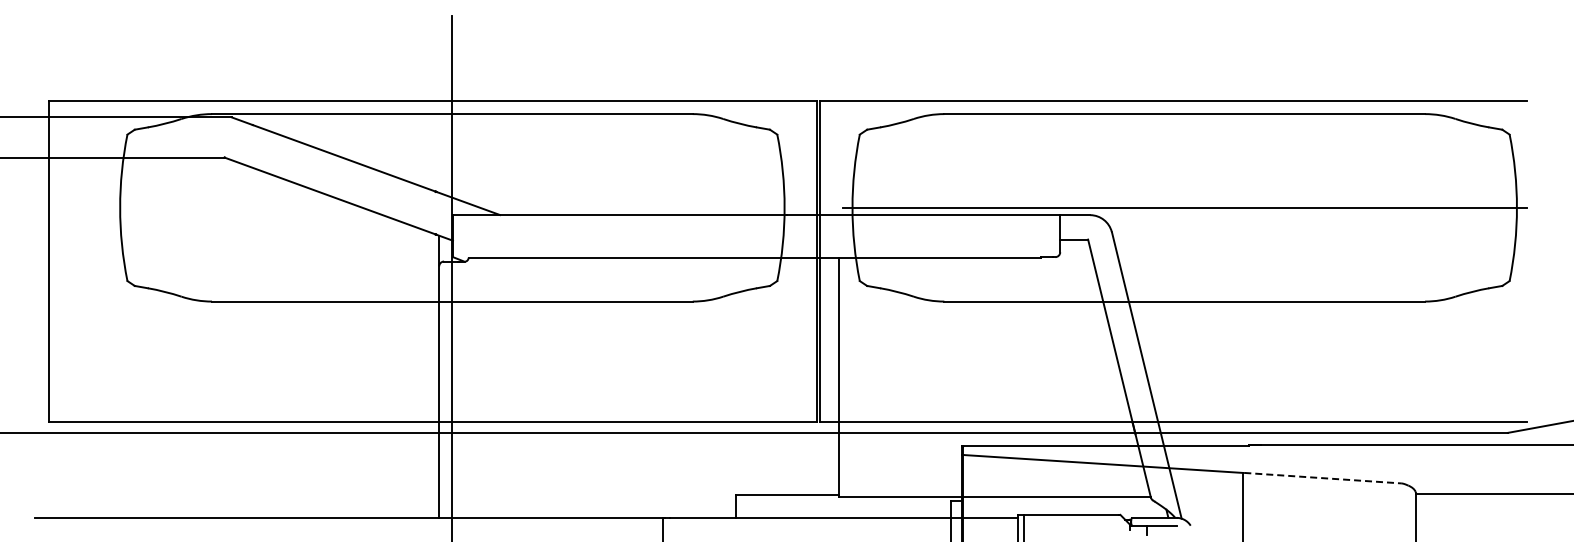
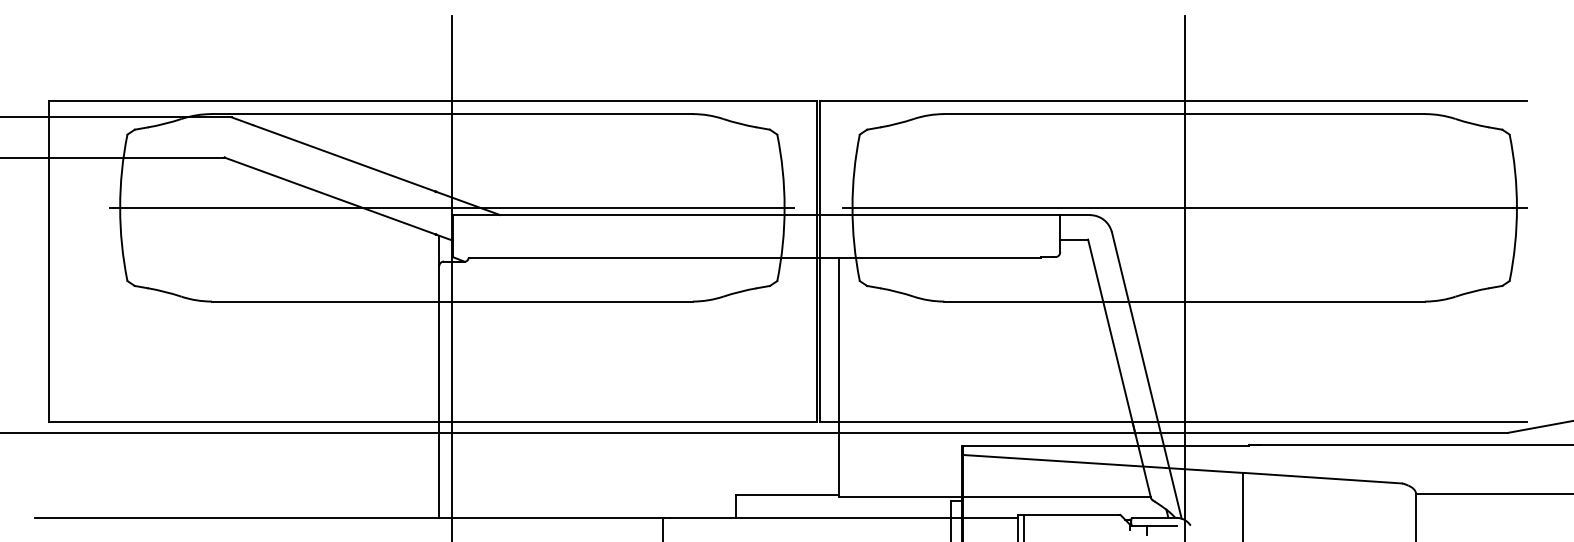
line: none -> present (452, 207)
line: none -> present (1184, 277)
line: dashed -> solid (1323, 478)
